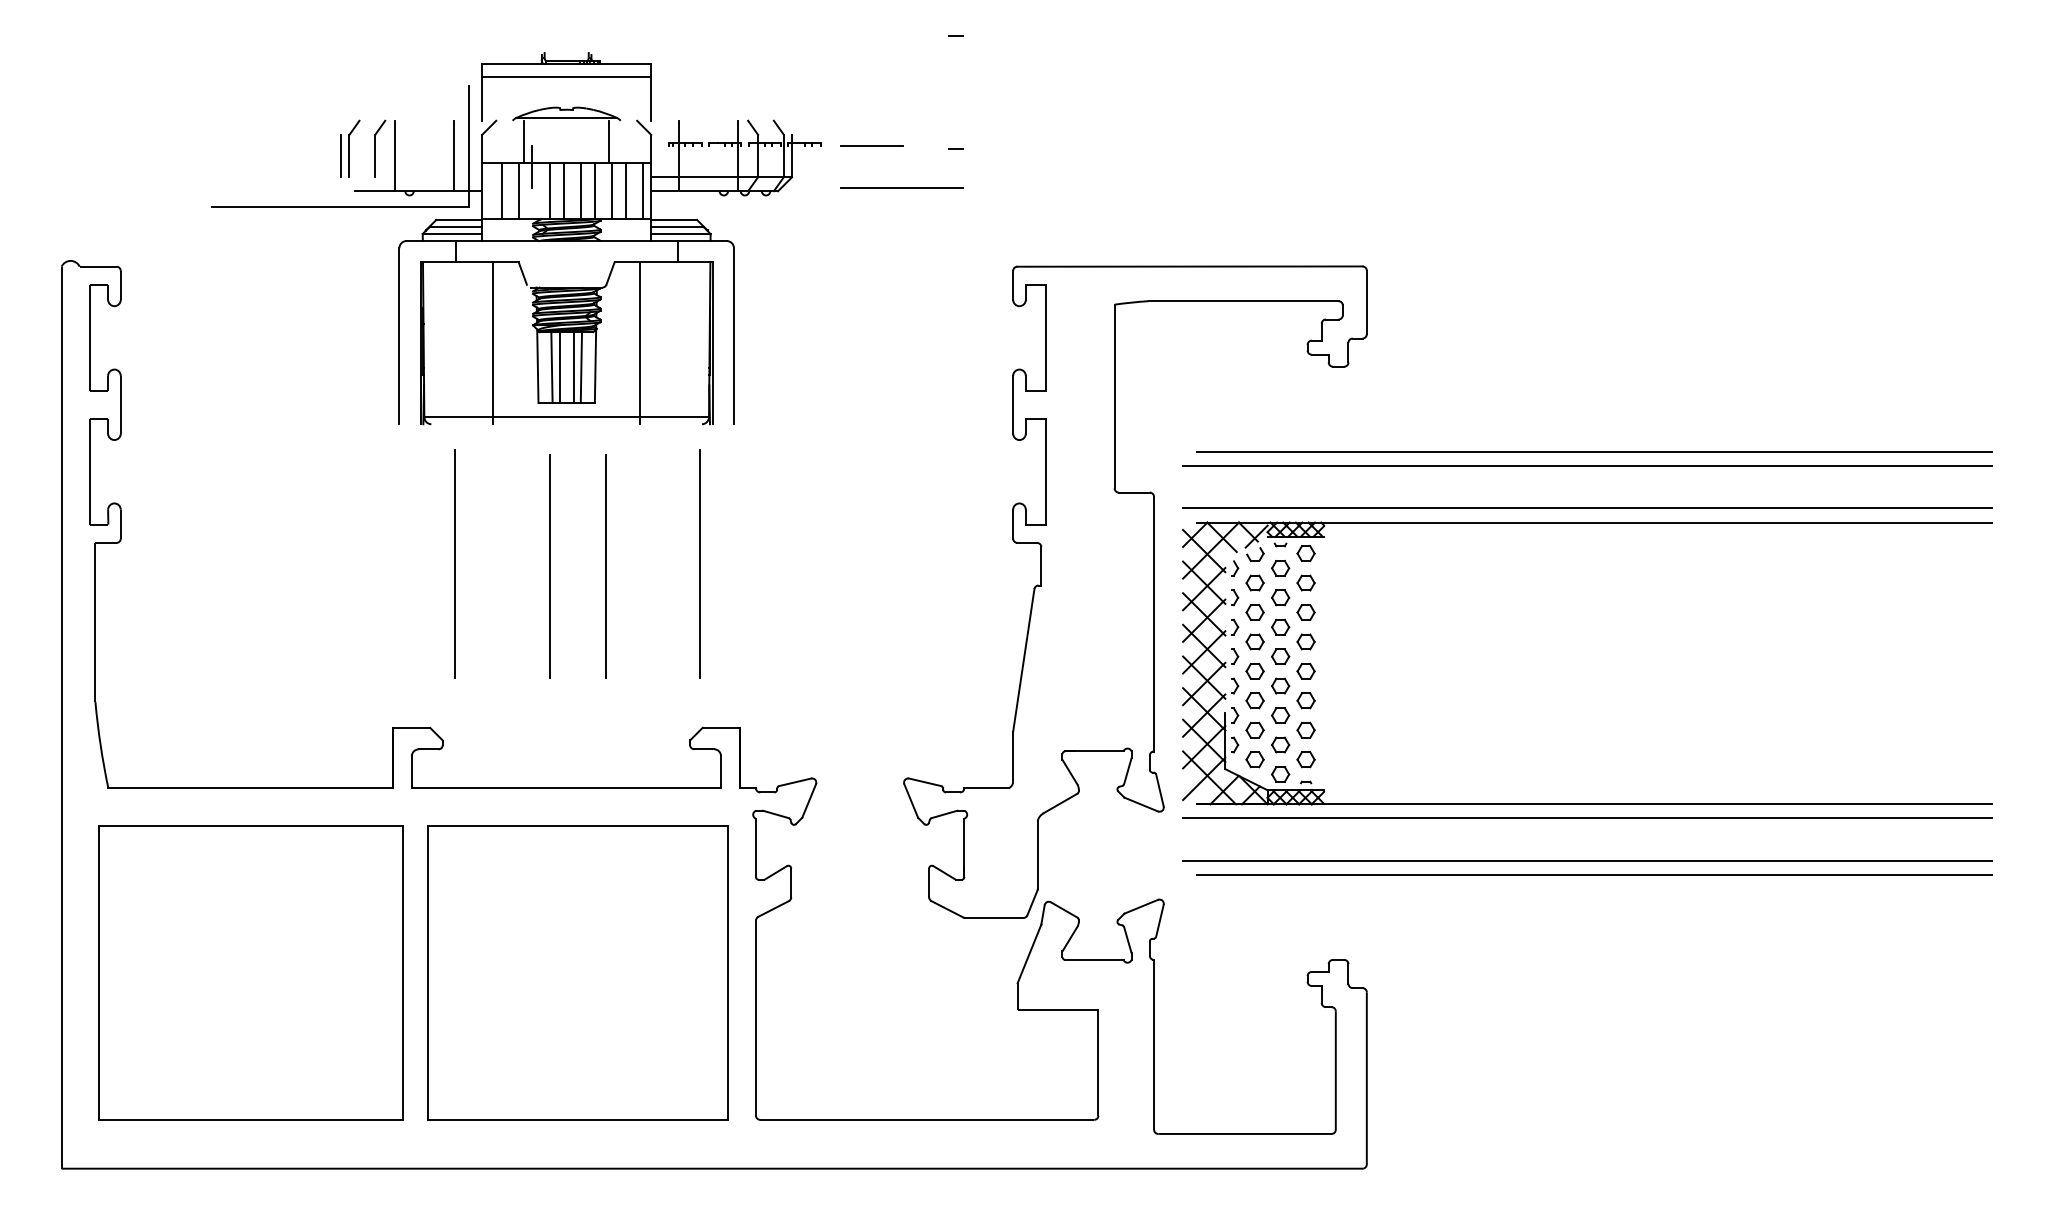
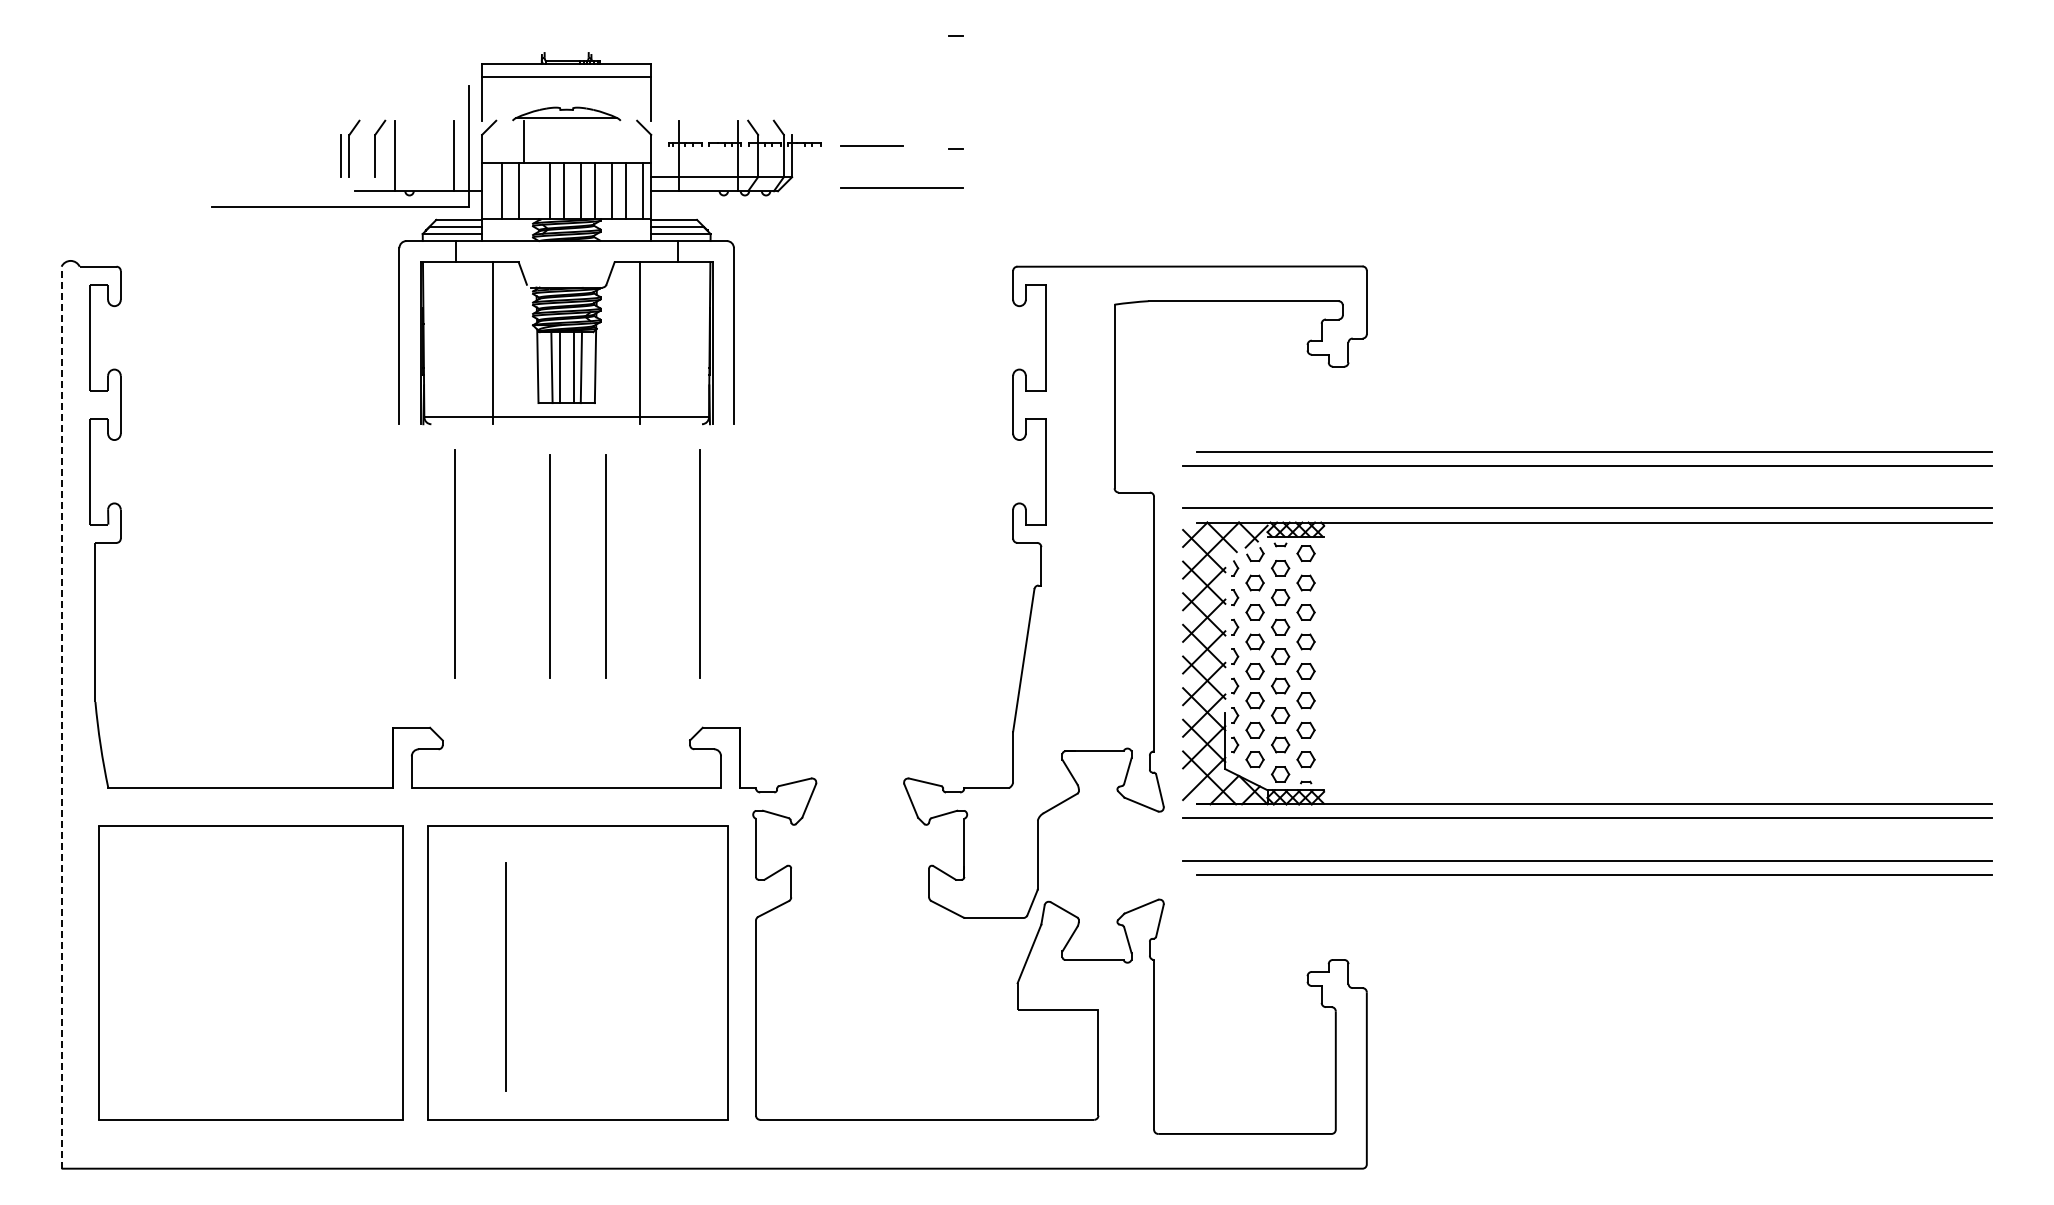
line: present -> none (608, 141)
line: present -> none (532, 166)
line: solid -> dashed (61, 717)
line: none -> present (505, 976)
